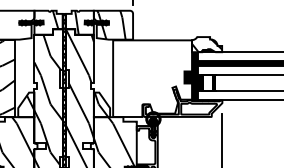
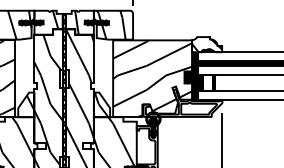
hatch: none -> present (19, 24)
hatch: none -> present (152, 78)
